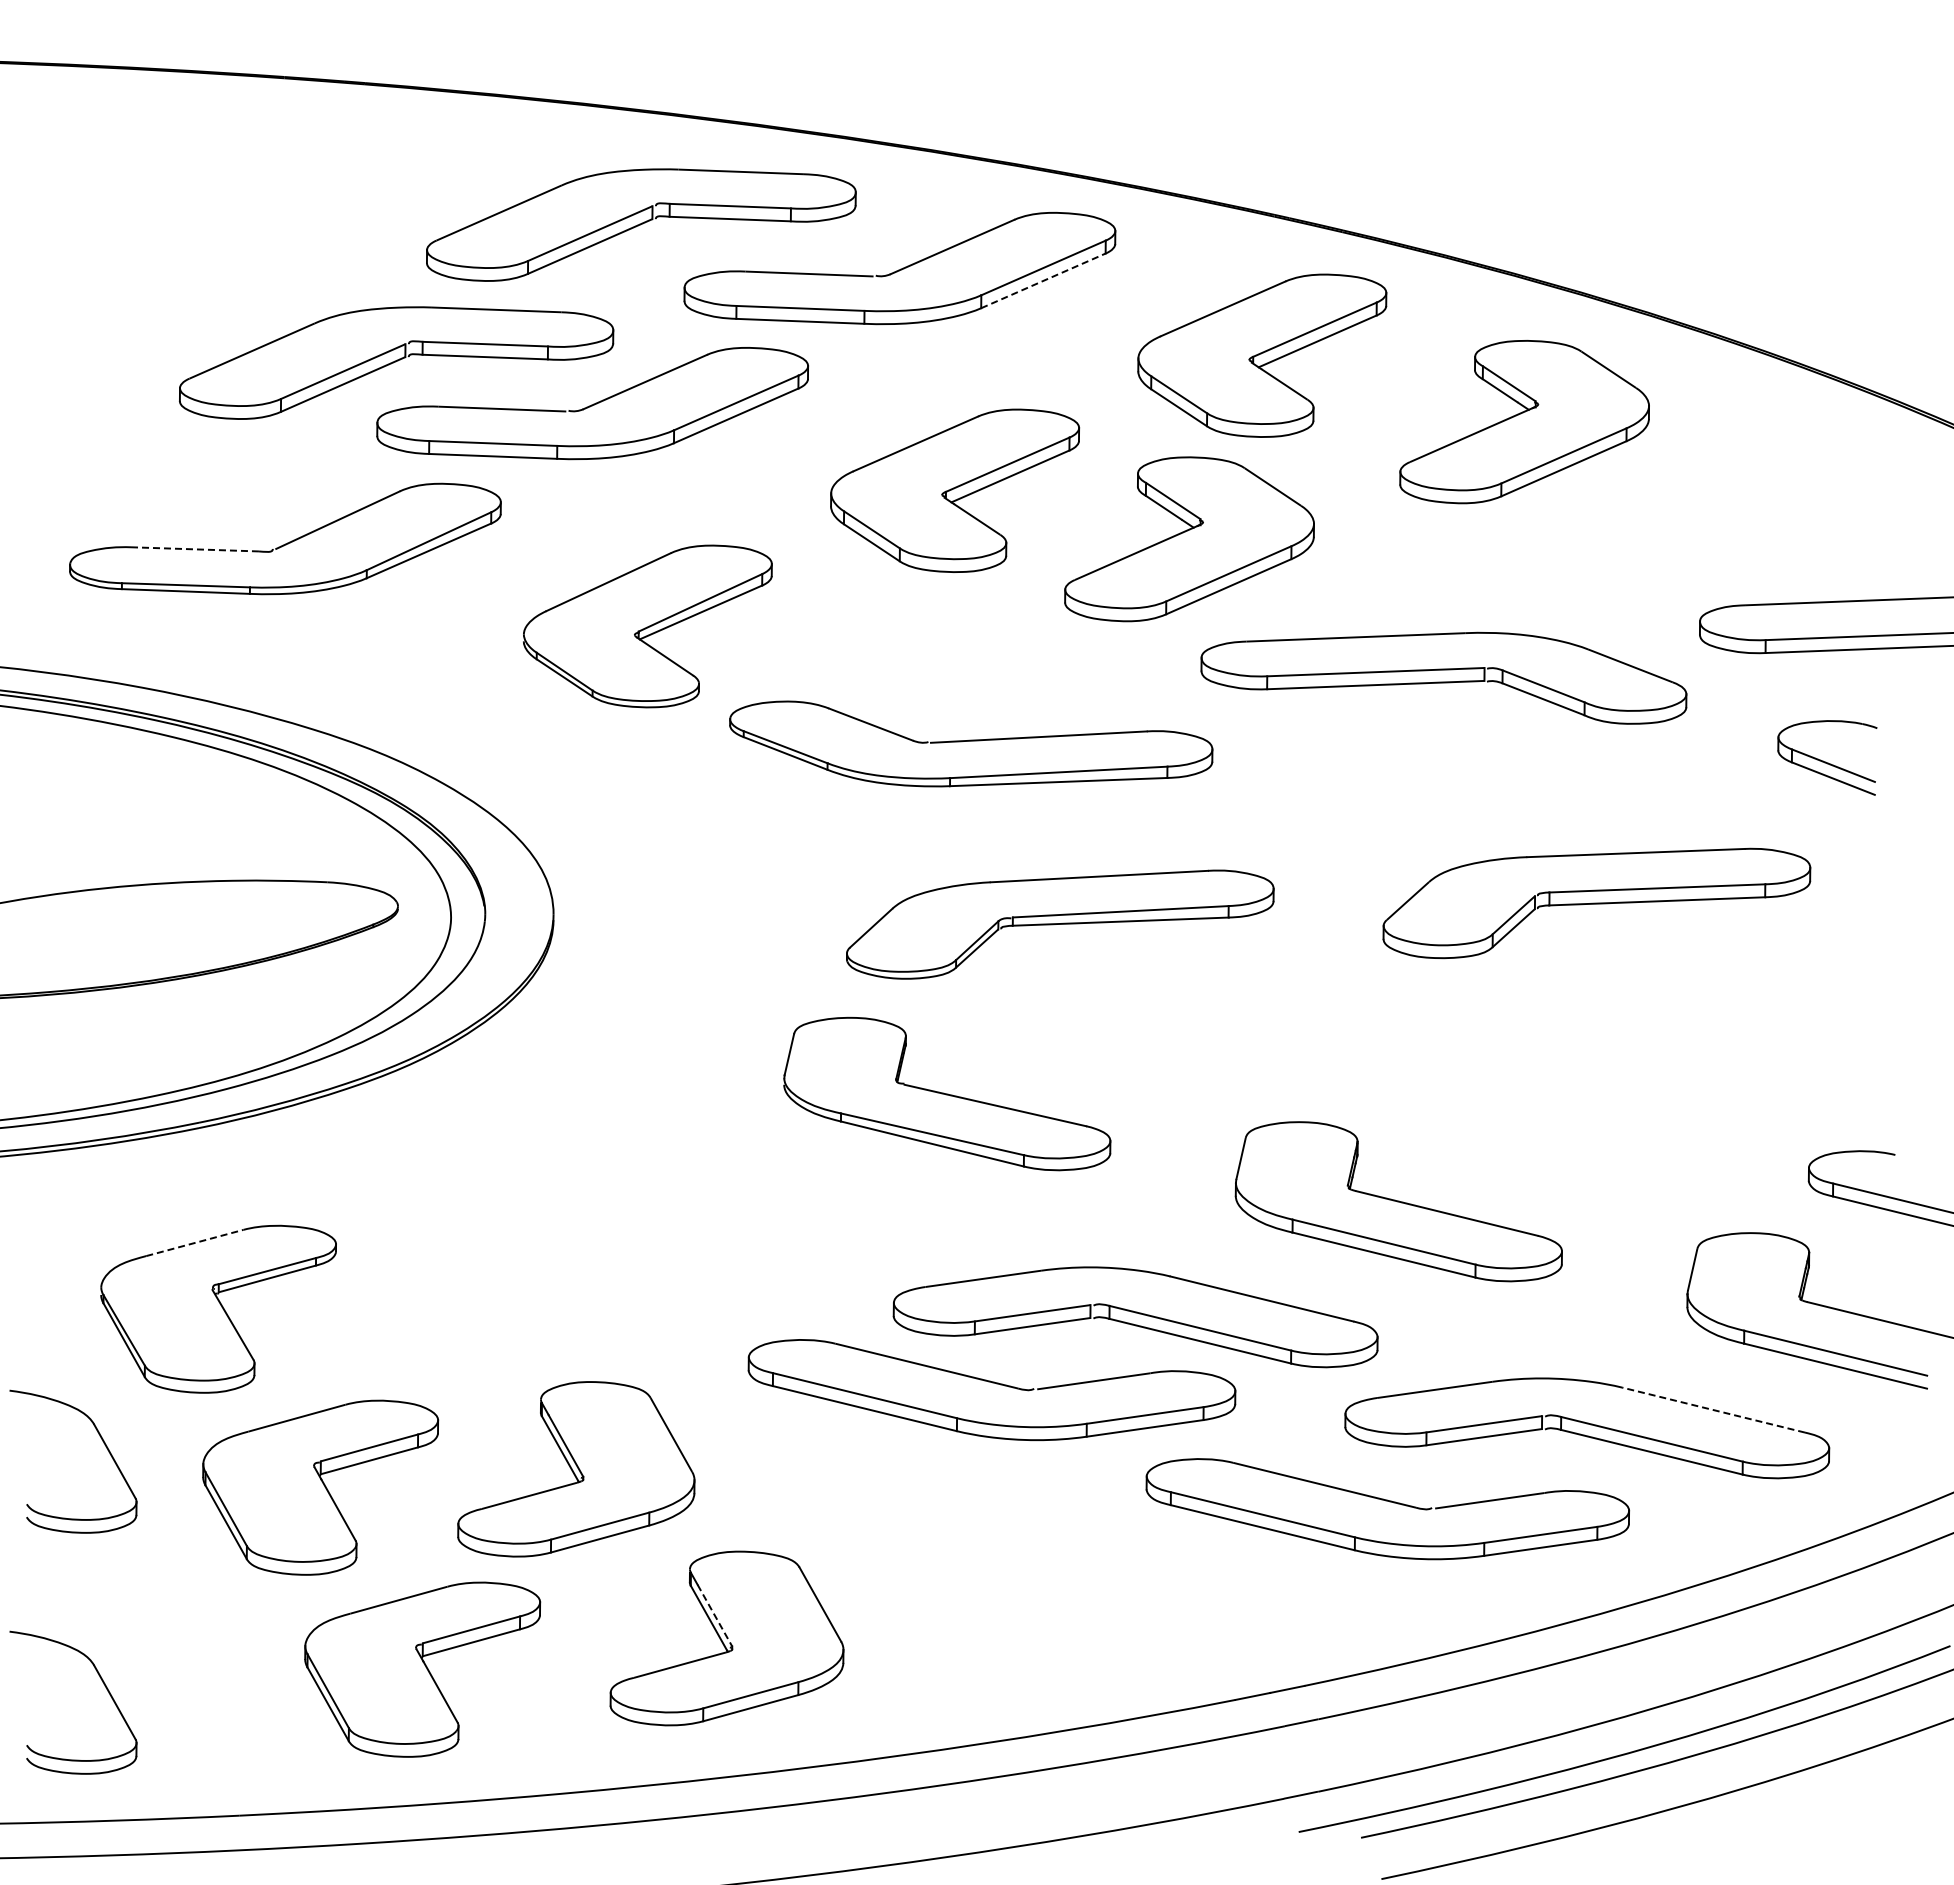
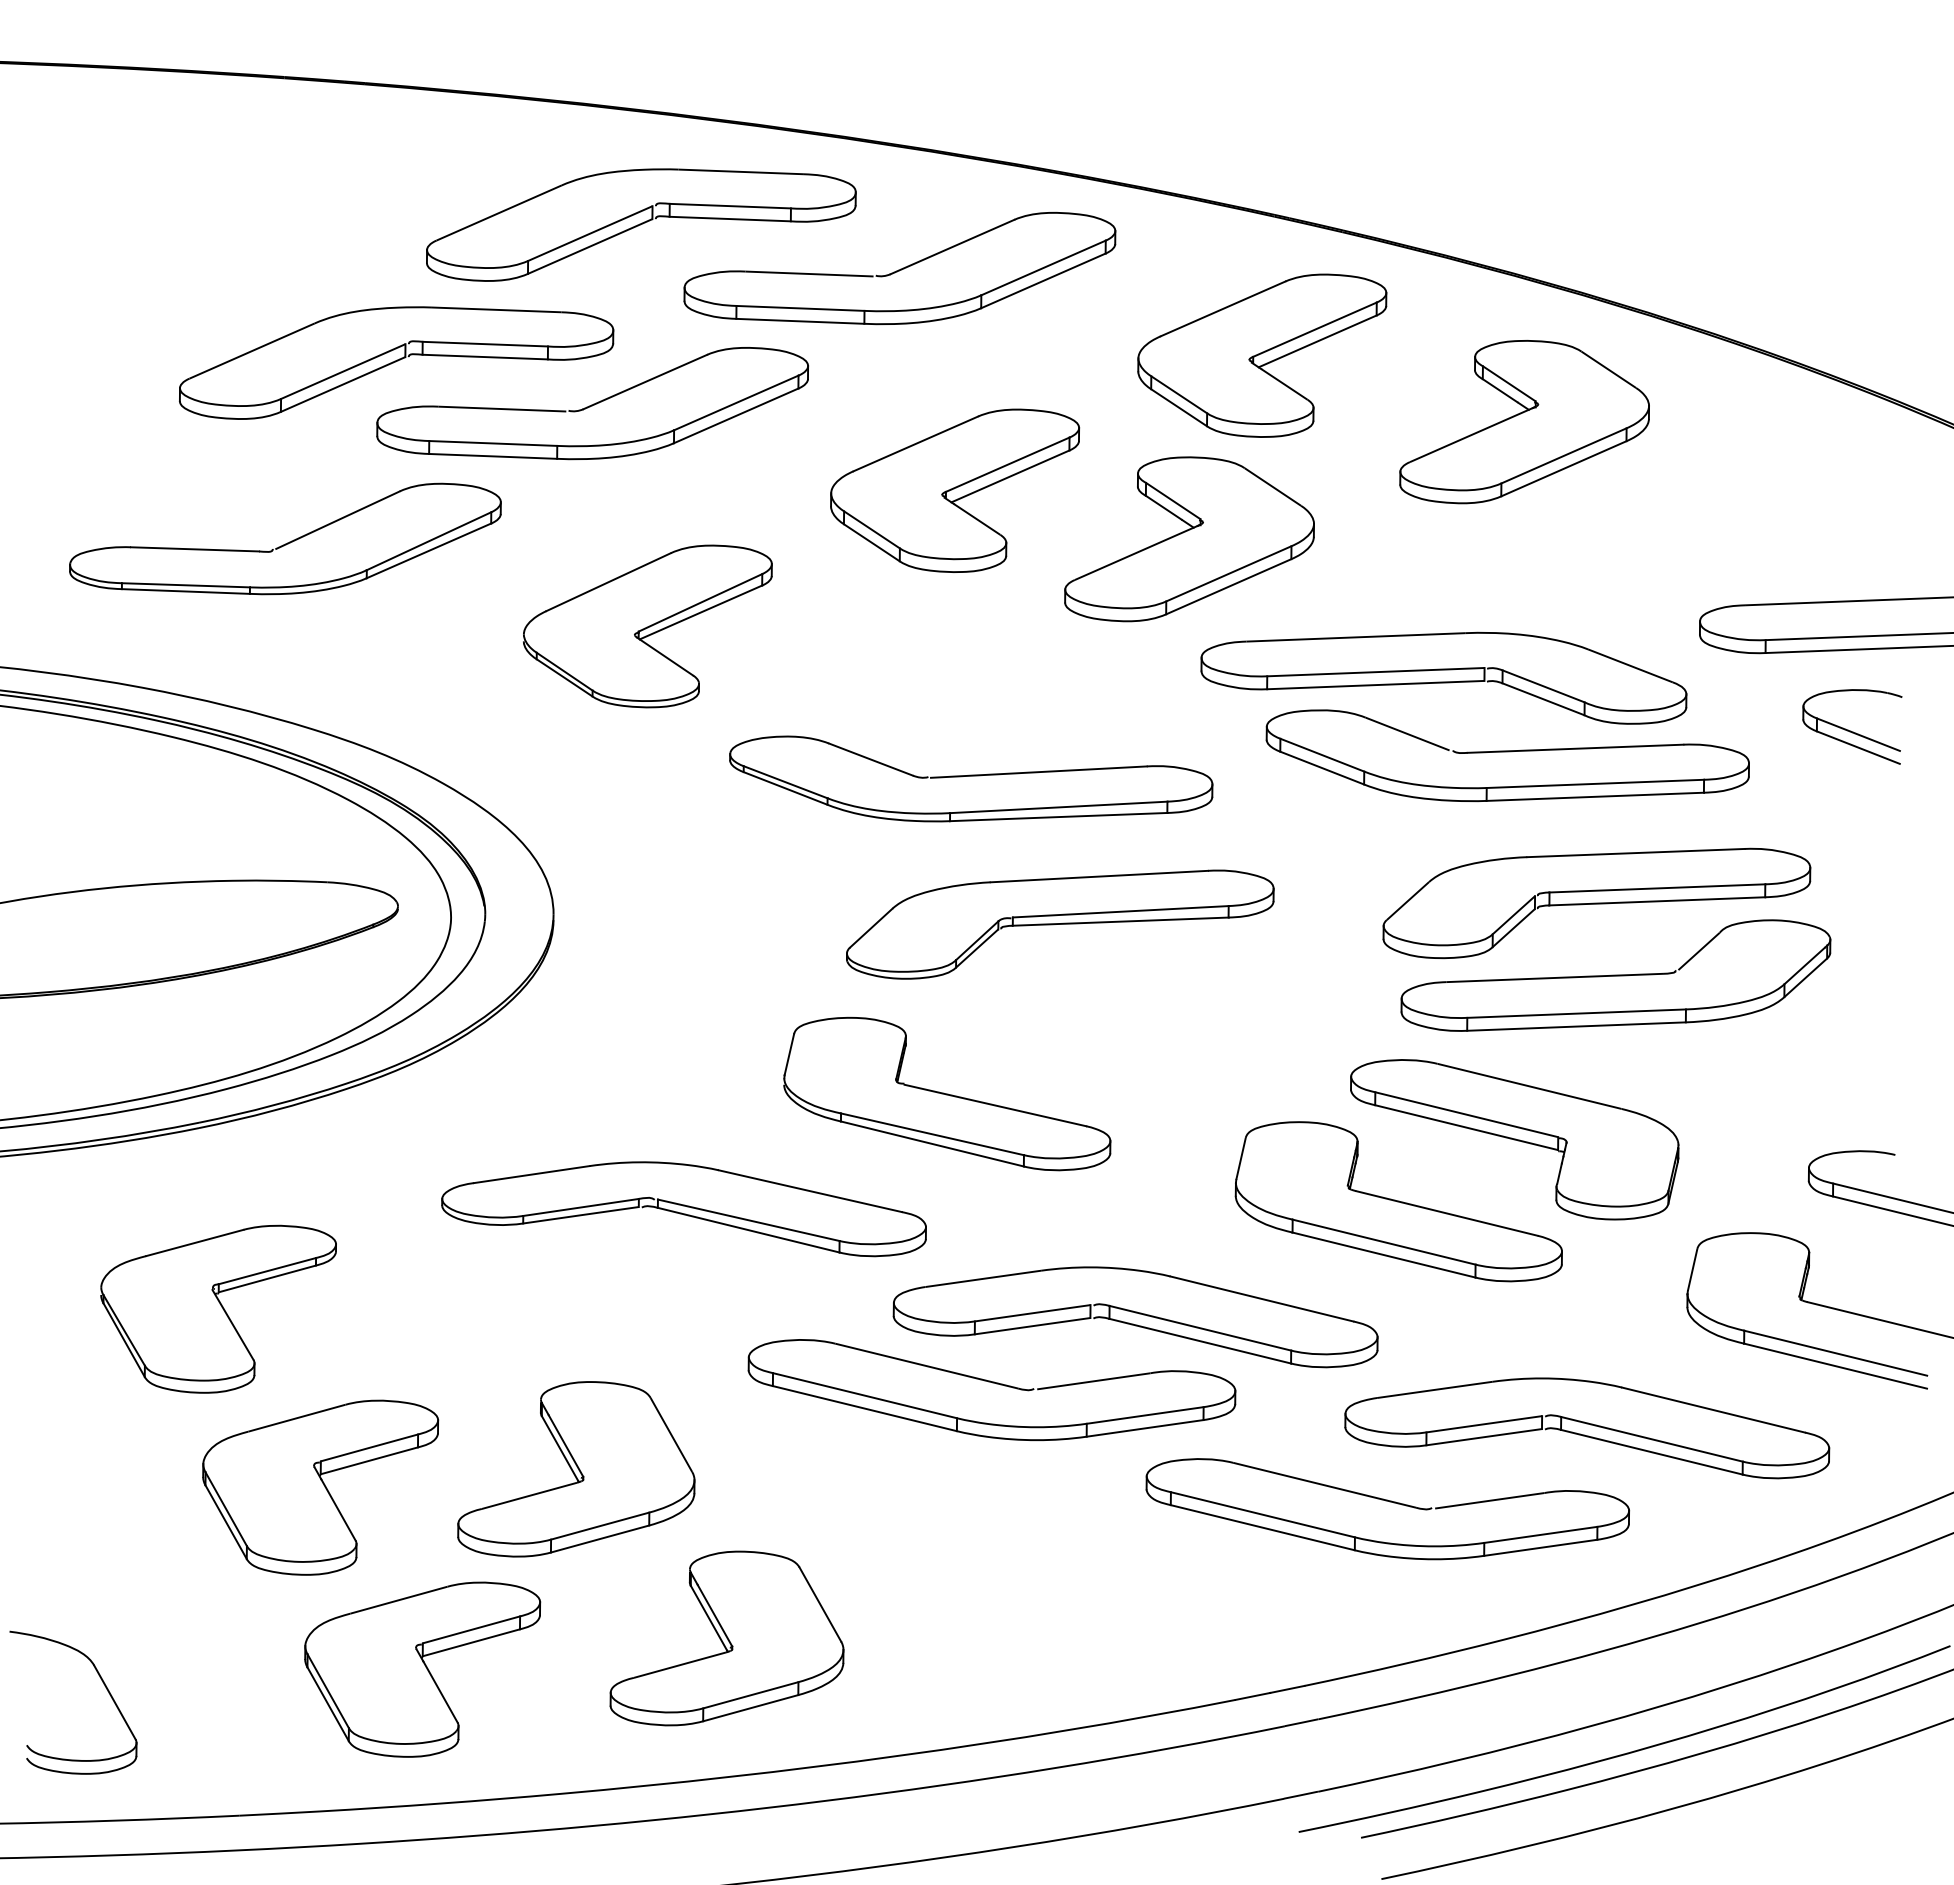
line: dashed -> solid (1043, 280)
line: dashed -> solid (195, 549)
part position: (971, 743) -> (971, 778) (971, 778)
part: none -> present (1507, 755)
part position: (1827, 757) -> (1852, 726) (1852, 726)
part: none -> present (1615, 975)
part: none -> present (1514, 1139)
part: none -> present (683, 1209)
line: dashed -> solid (195, 1242)
line: dashed -> solid (1713, 1409)
part: present -> none (104, 1445)
line: dashed -> solid (715, 1616)
